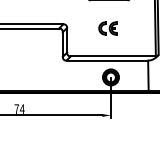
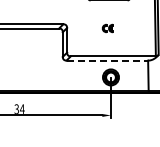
part size: 20x15 px -> 13x11 px (107, 28)
line: solid -> dashed (107, 60)
text: 74 -> 34 (16, 108)
